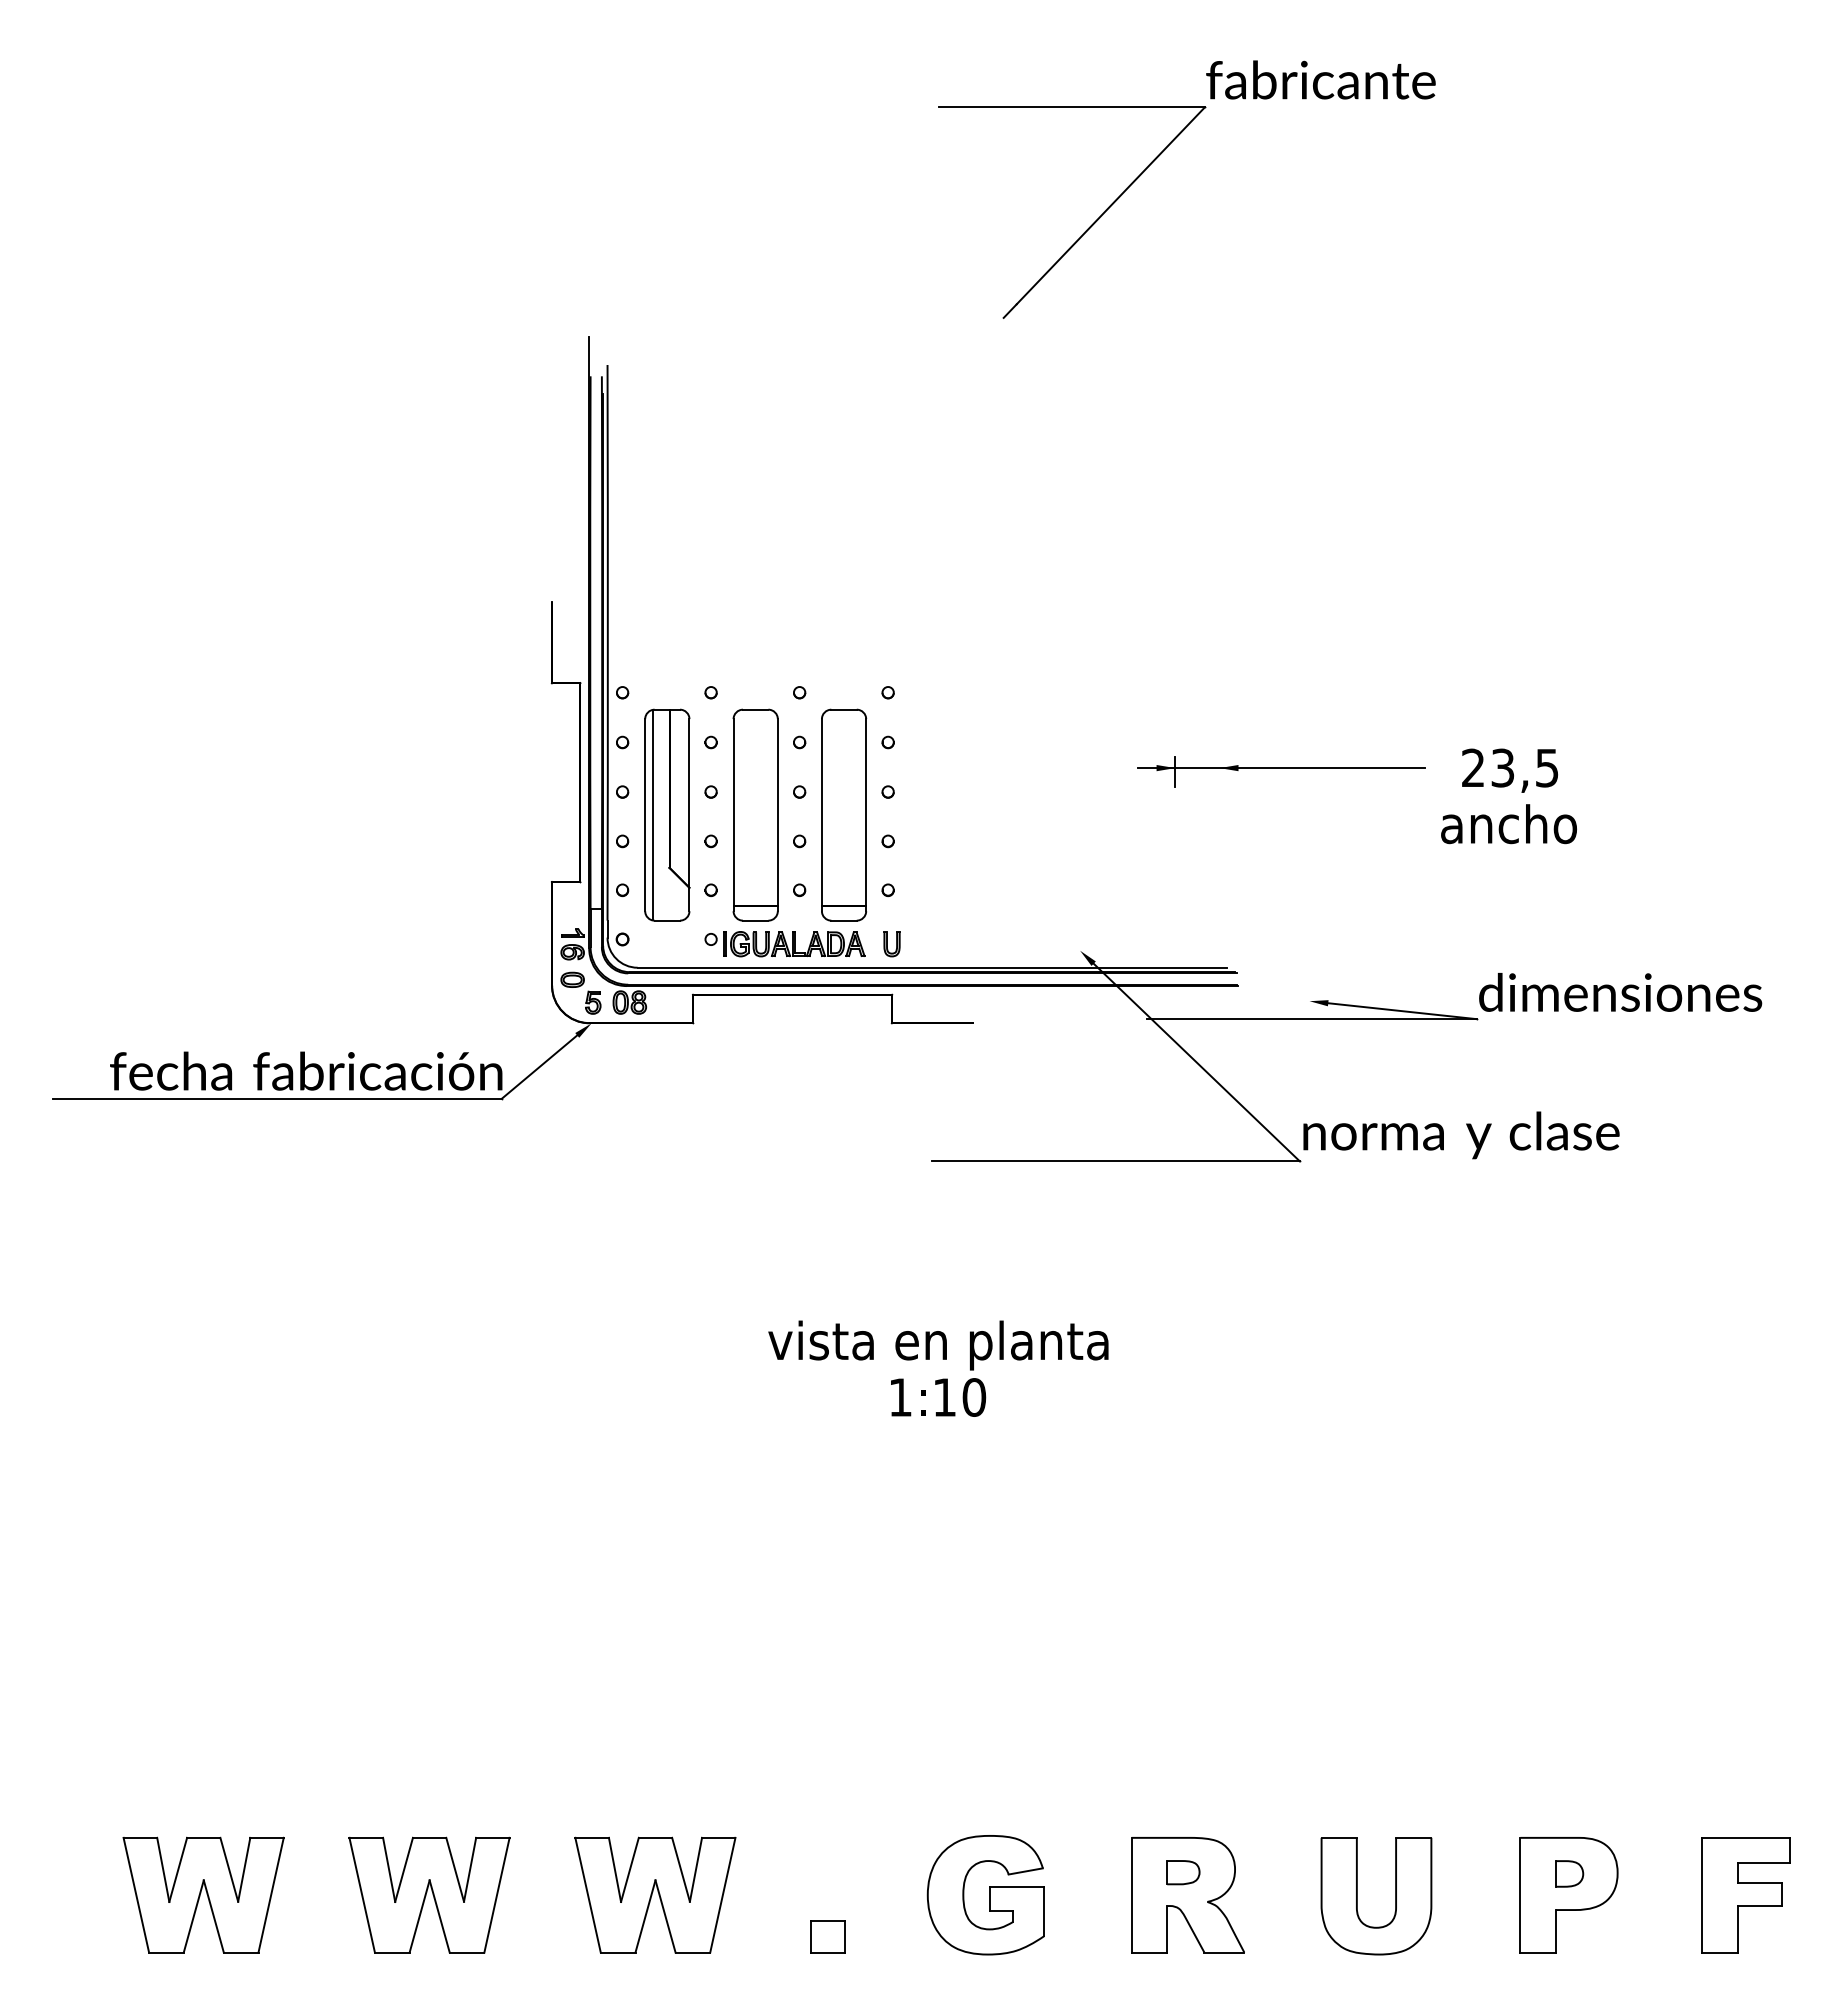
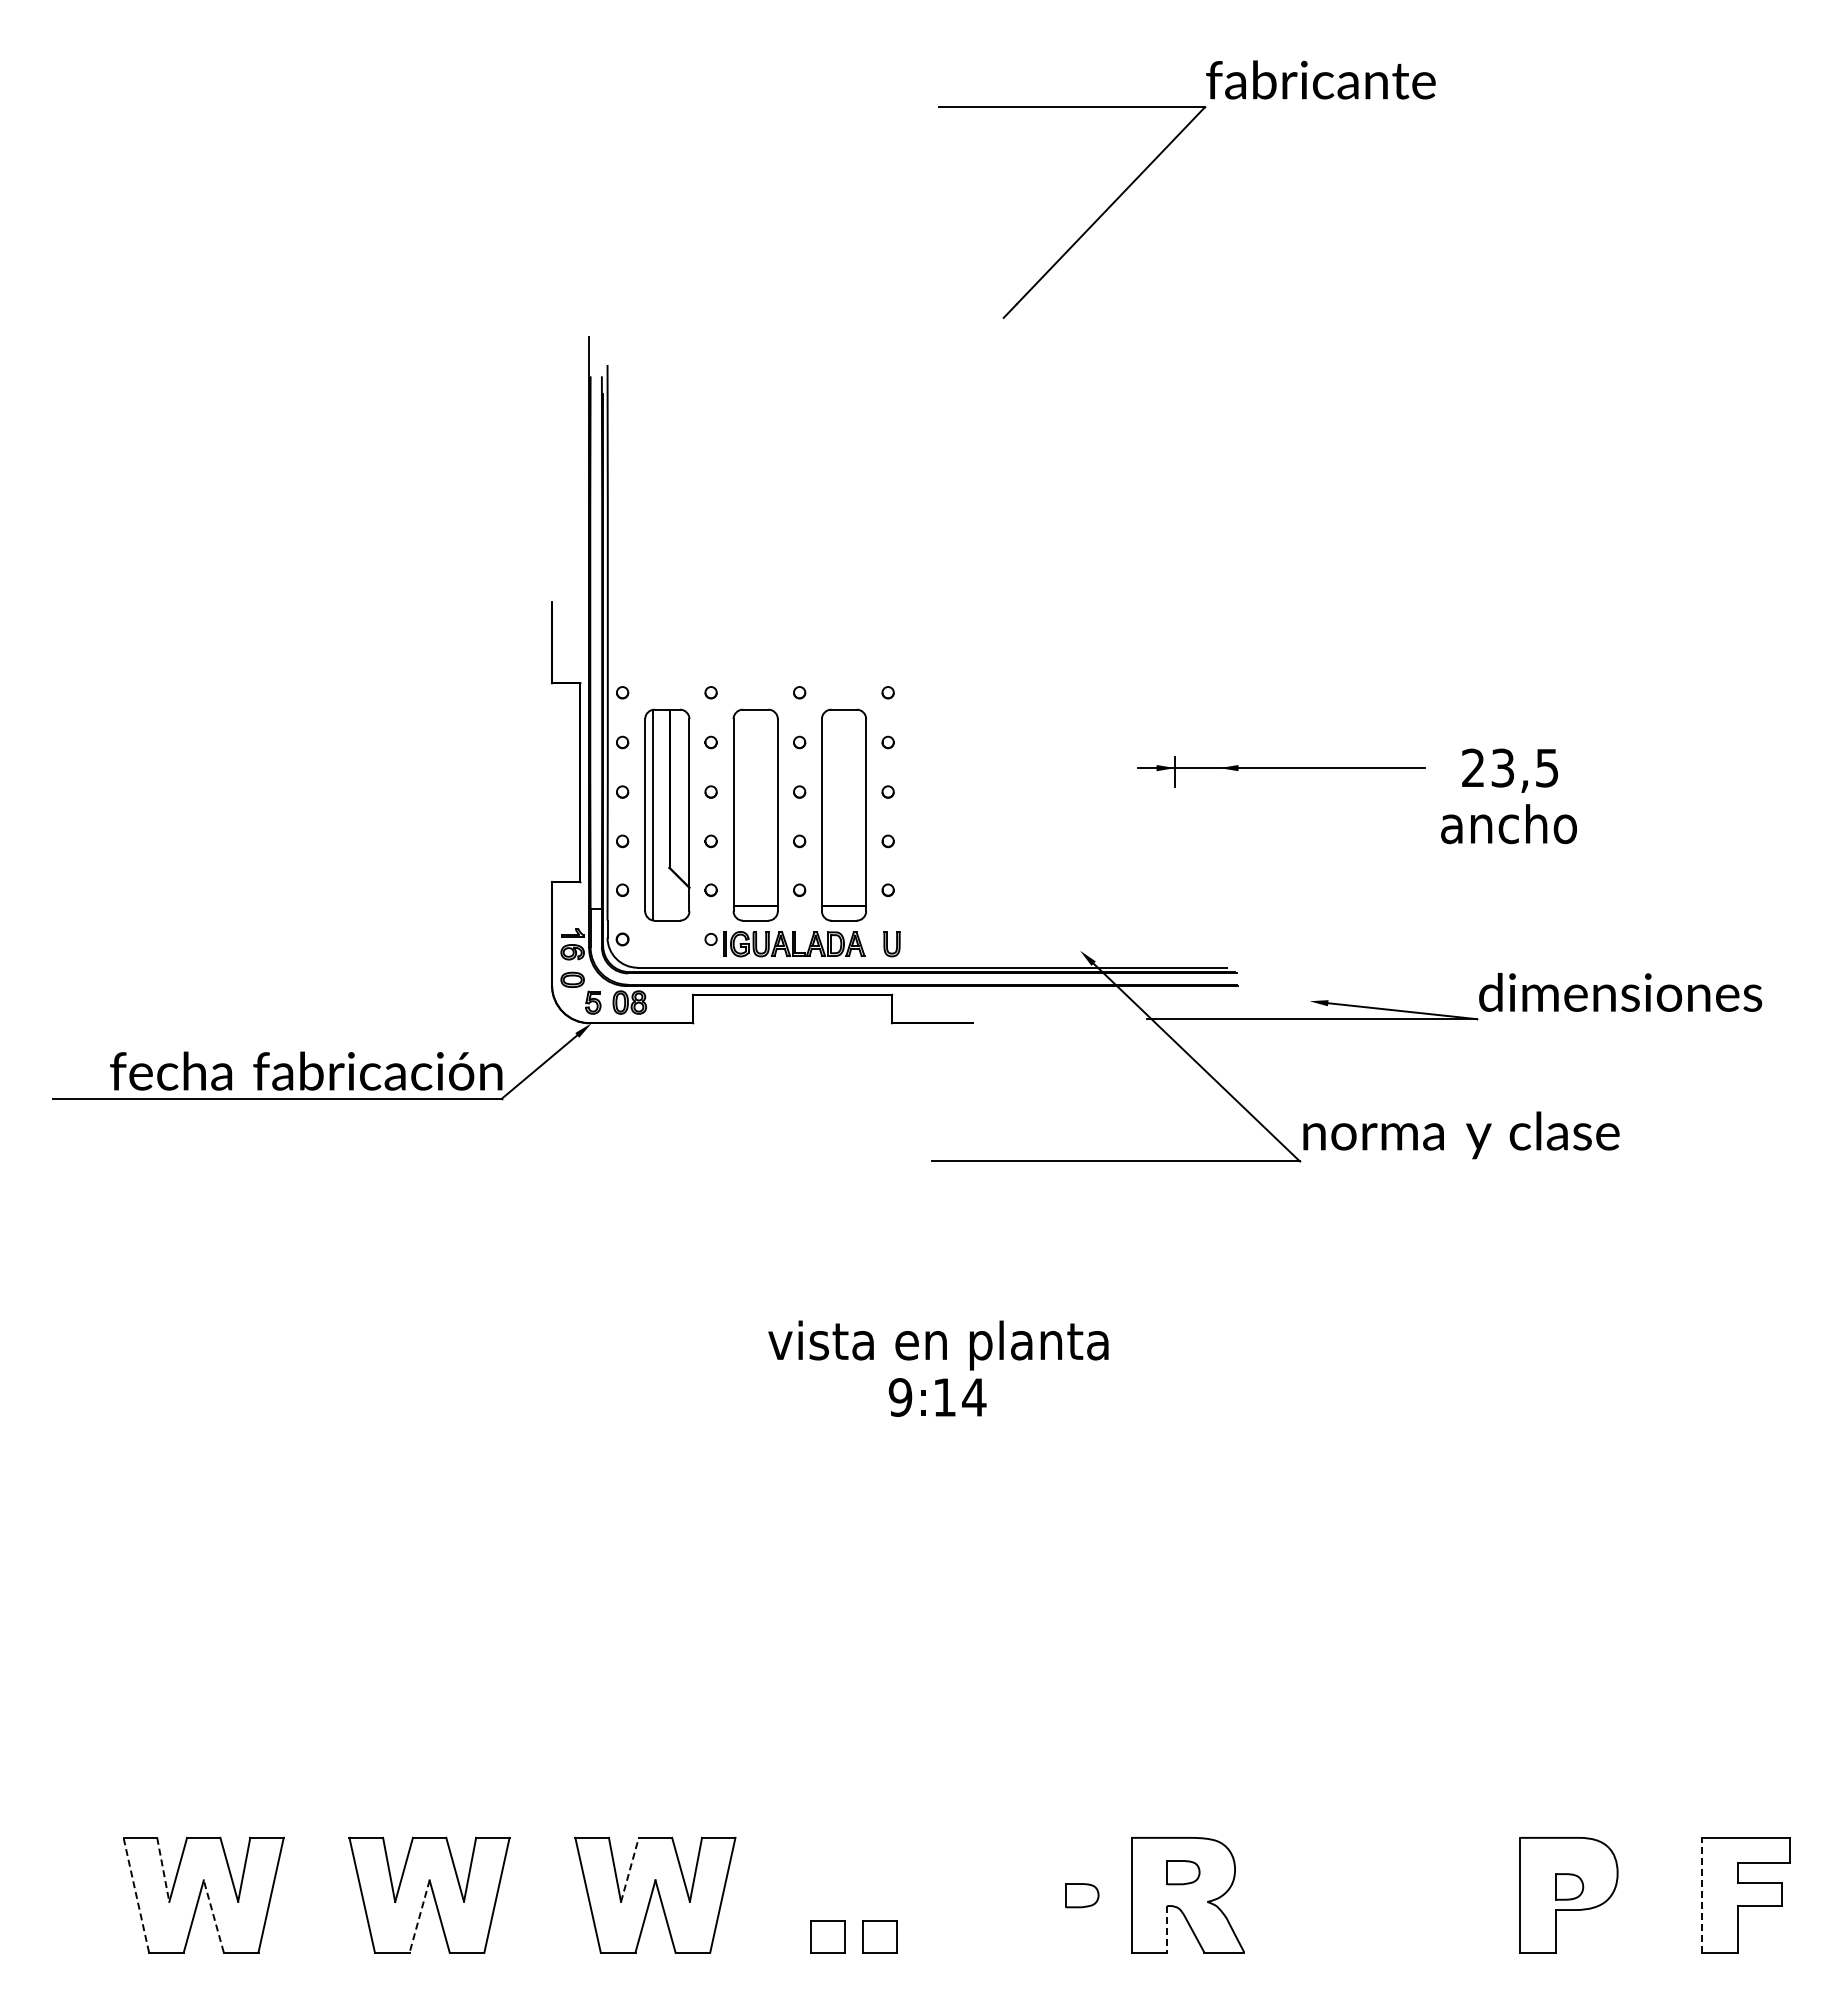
text: 1 -> 9 (900, 1397)
text: 10 -> 14 (974, 1397)
line: solid -> dashed (163, 1869)
line: solid -> dashed (630, 1869)
part position: (1569, 1873) -> (1569, 1886) (1569, 1886)
line: solid -> dashed (1702, 1894)
line: solid -> dashed (136, 1895)
part: present -> none (985, 1895)
part: none -> present (1082, 1895)
part: present -> none (1357, 1896)
line: solid -> dashed (213, 1915)
line: solid -> dashed (419, 1916)
line: solid -> dashed (1167, 1929)
part: none -> present (879, 1936)
